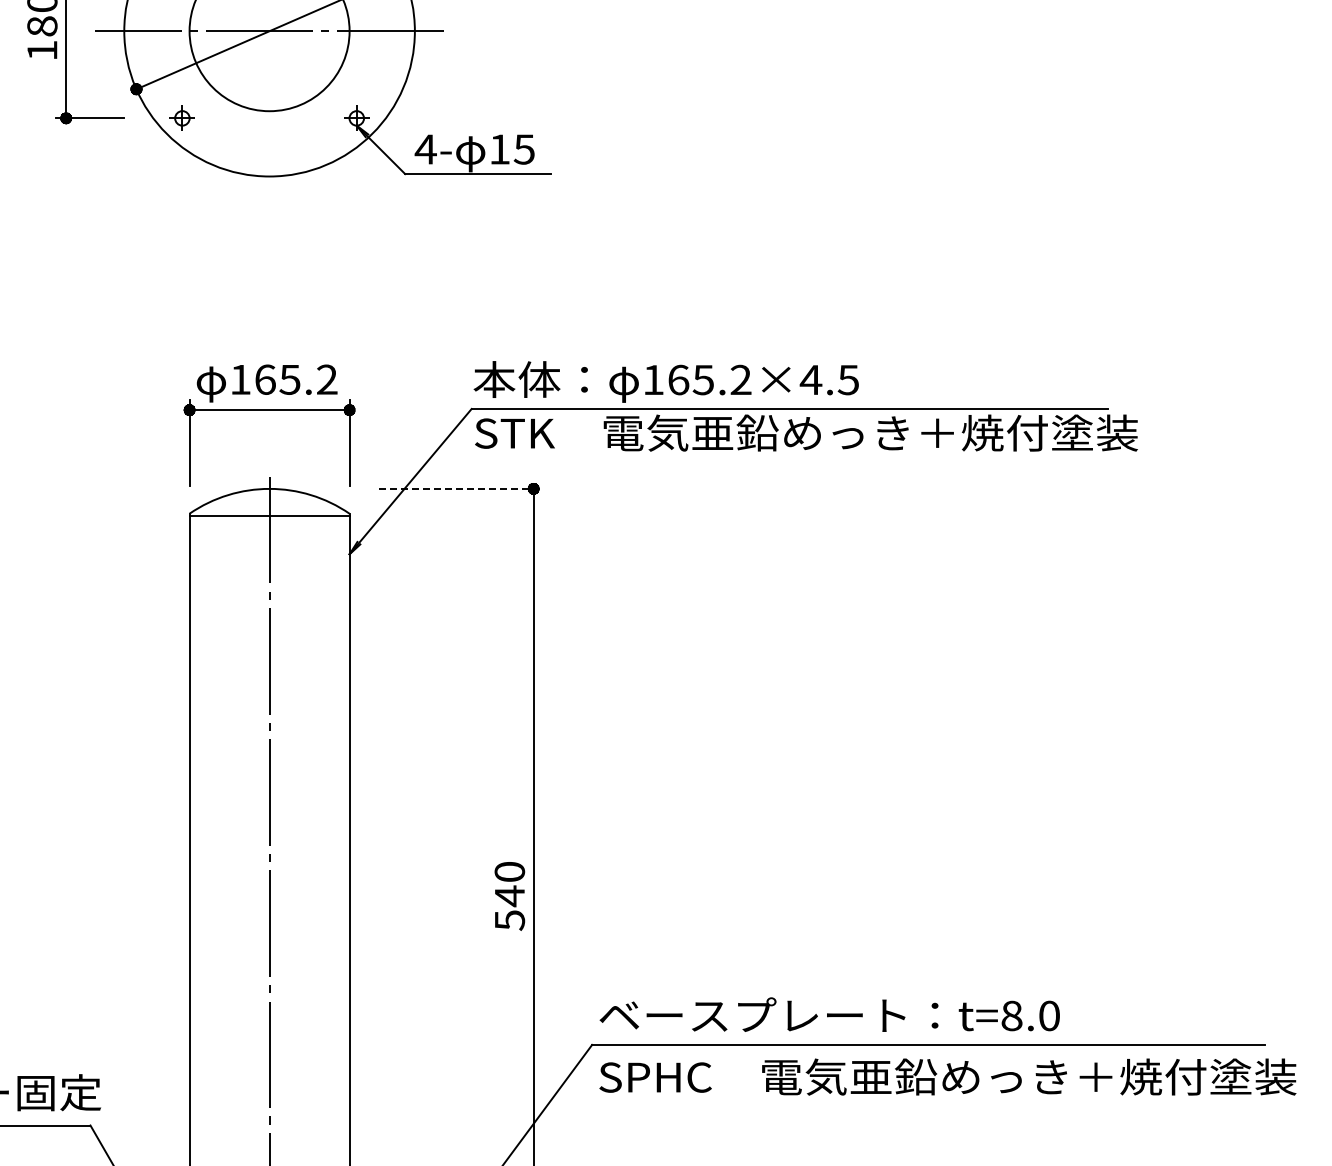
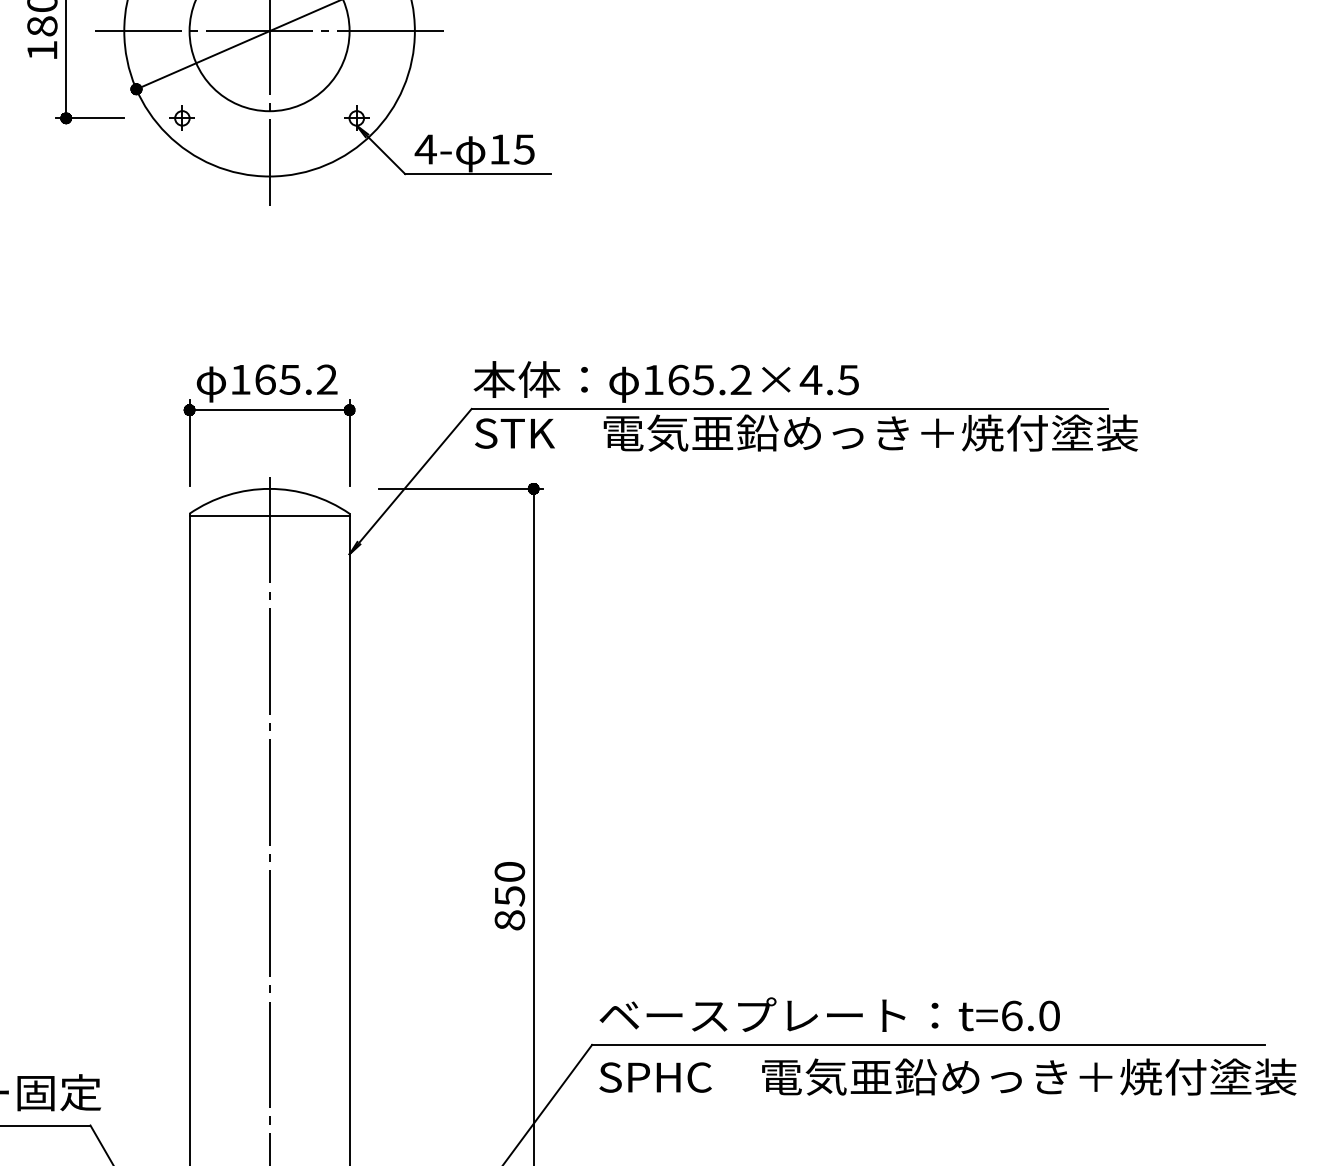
line: none -> present (269, 103)
line: dashed -> solid (461, 488)
text: 540 -> 850 (509, 907)
text: t=8.0 -> t=6.0 (1011, 1015)
